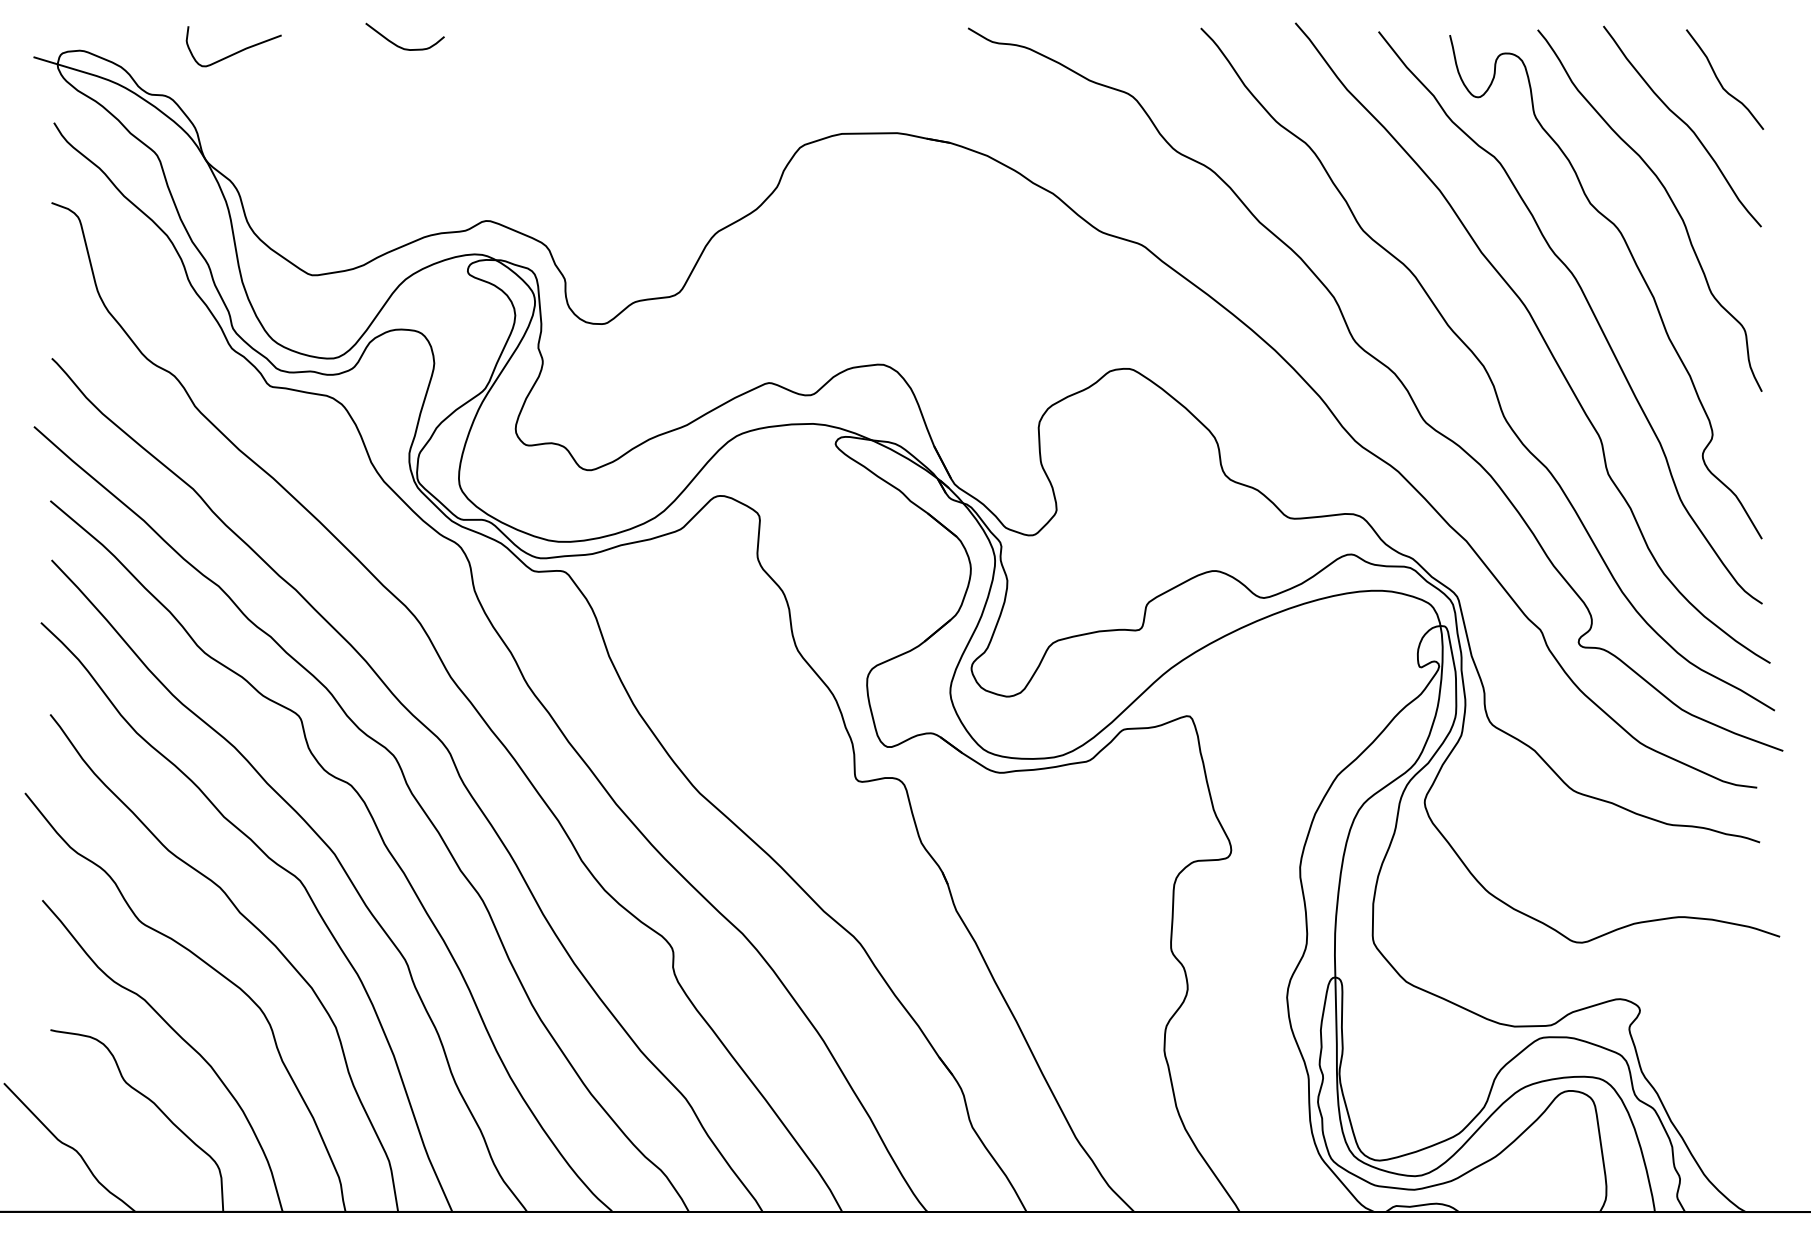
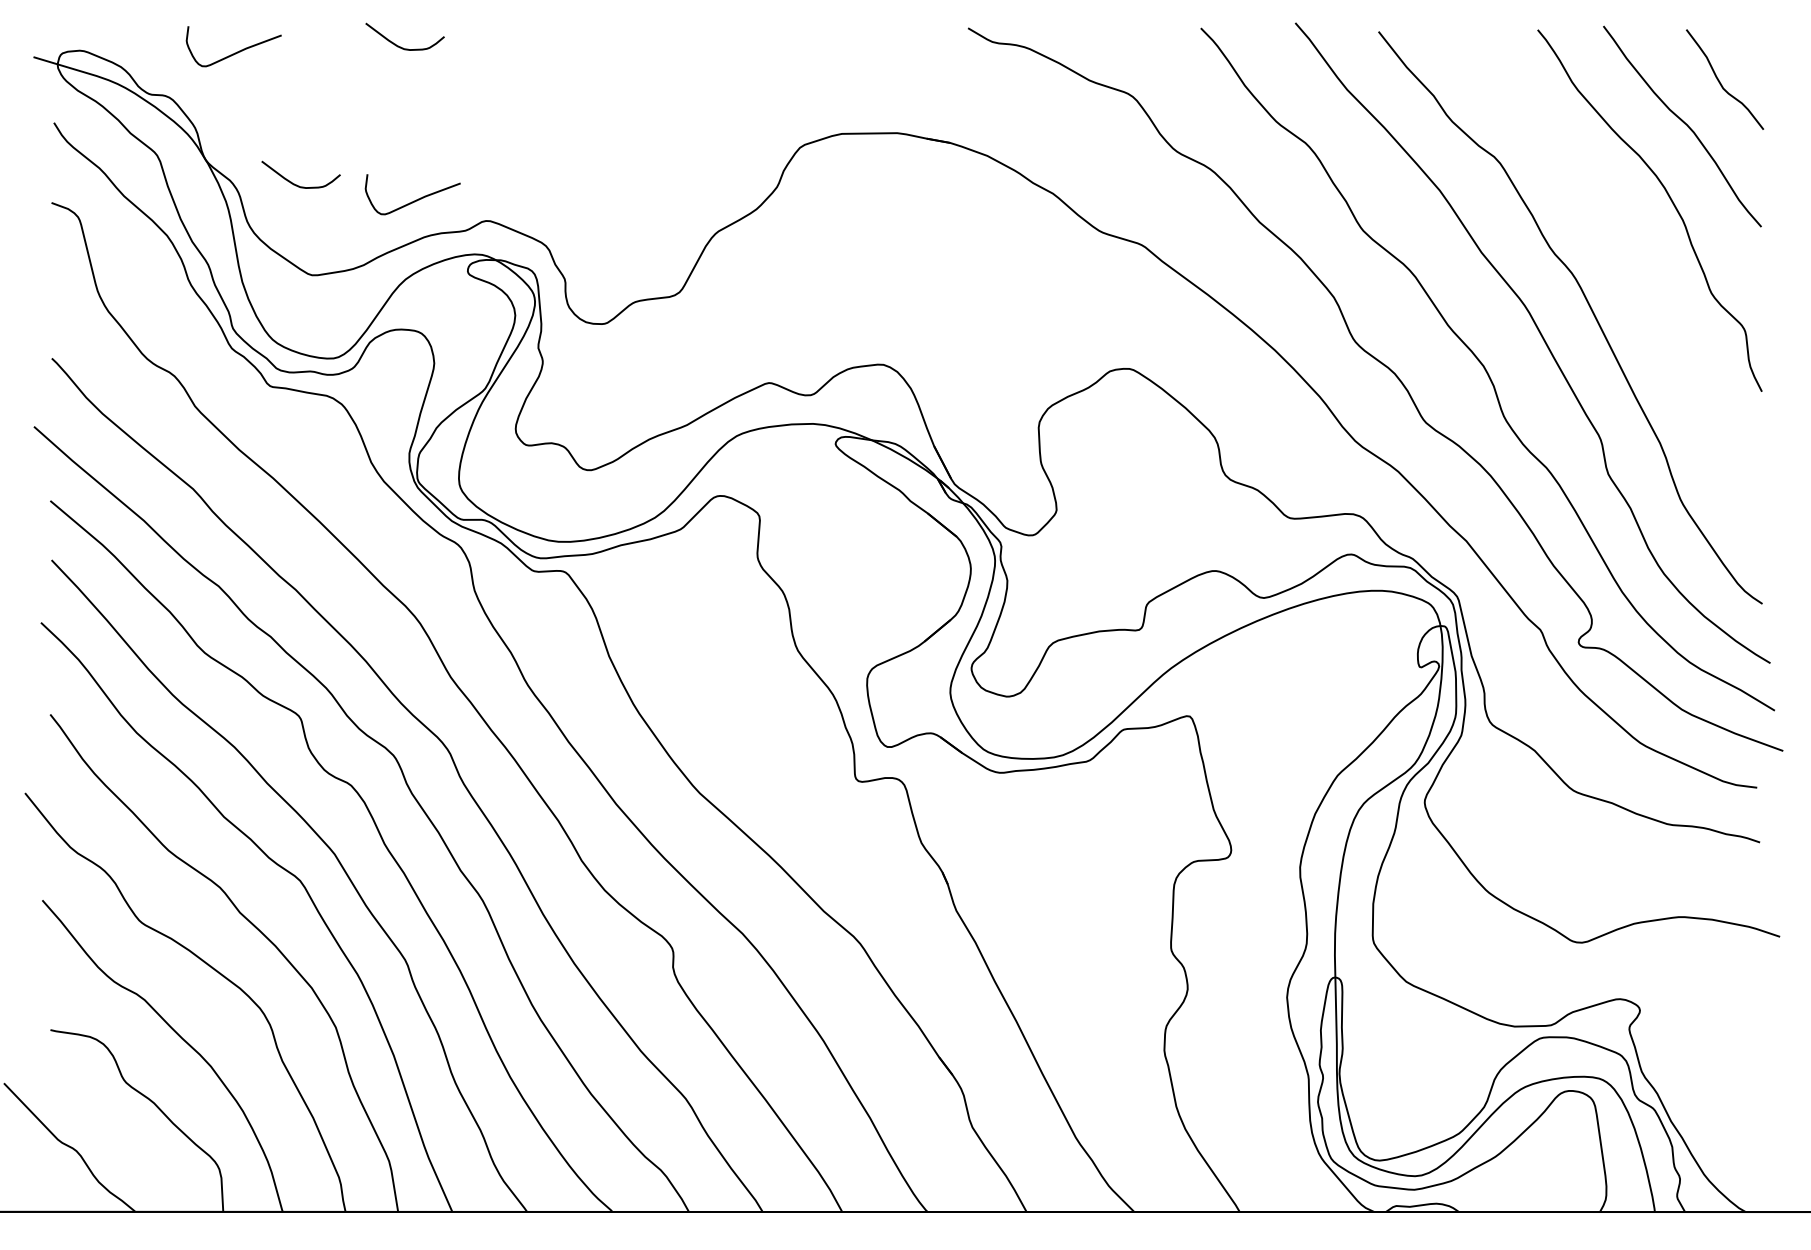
curve: none -> present (296, 184)
curve: none -> present (414, 200)
curve: present -> none (1638, 271)
